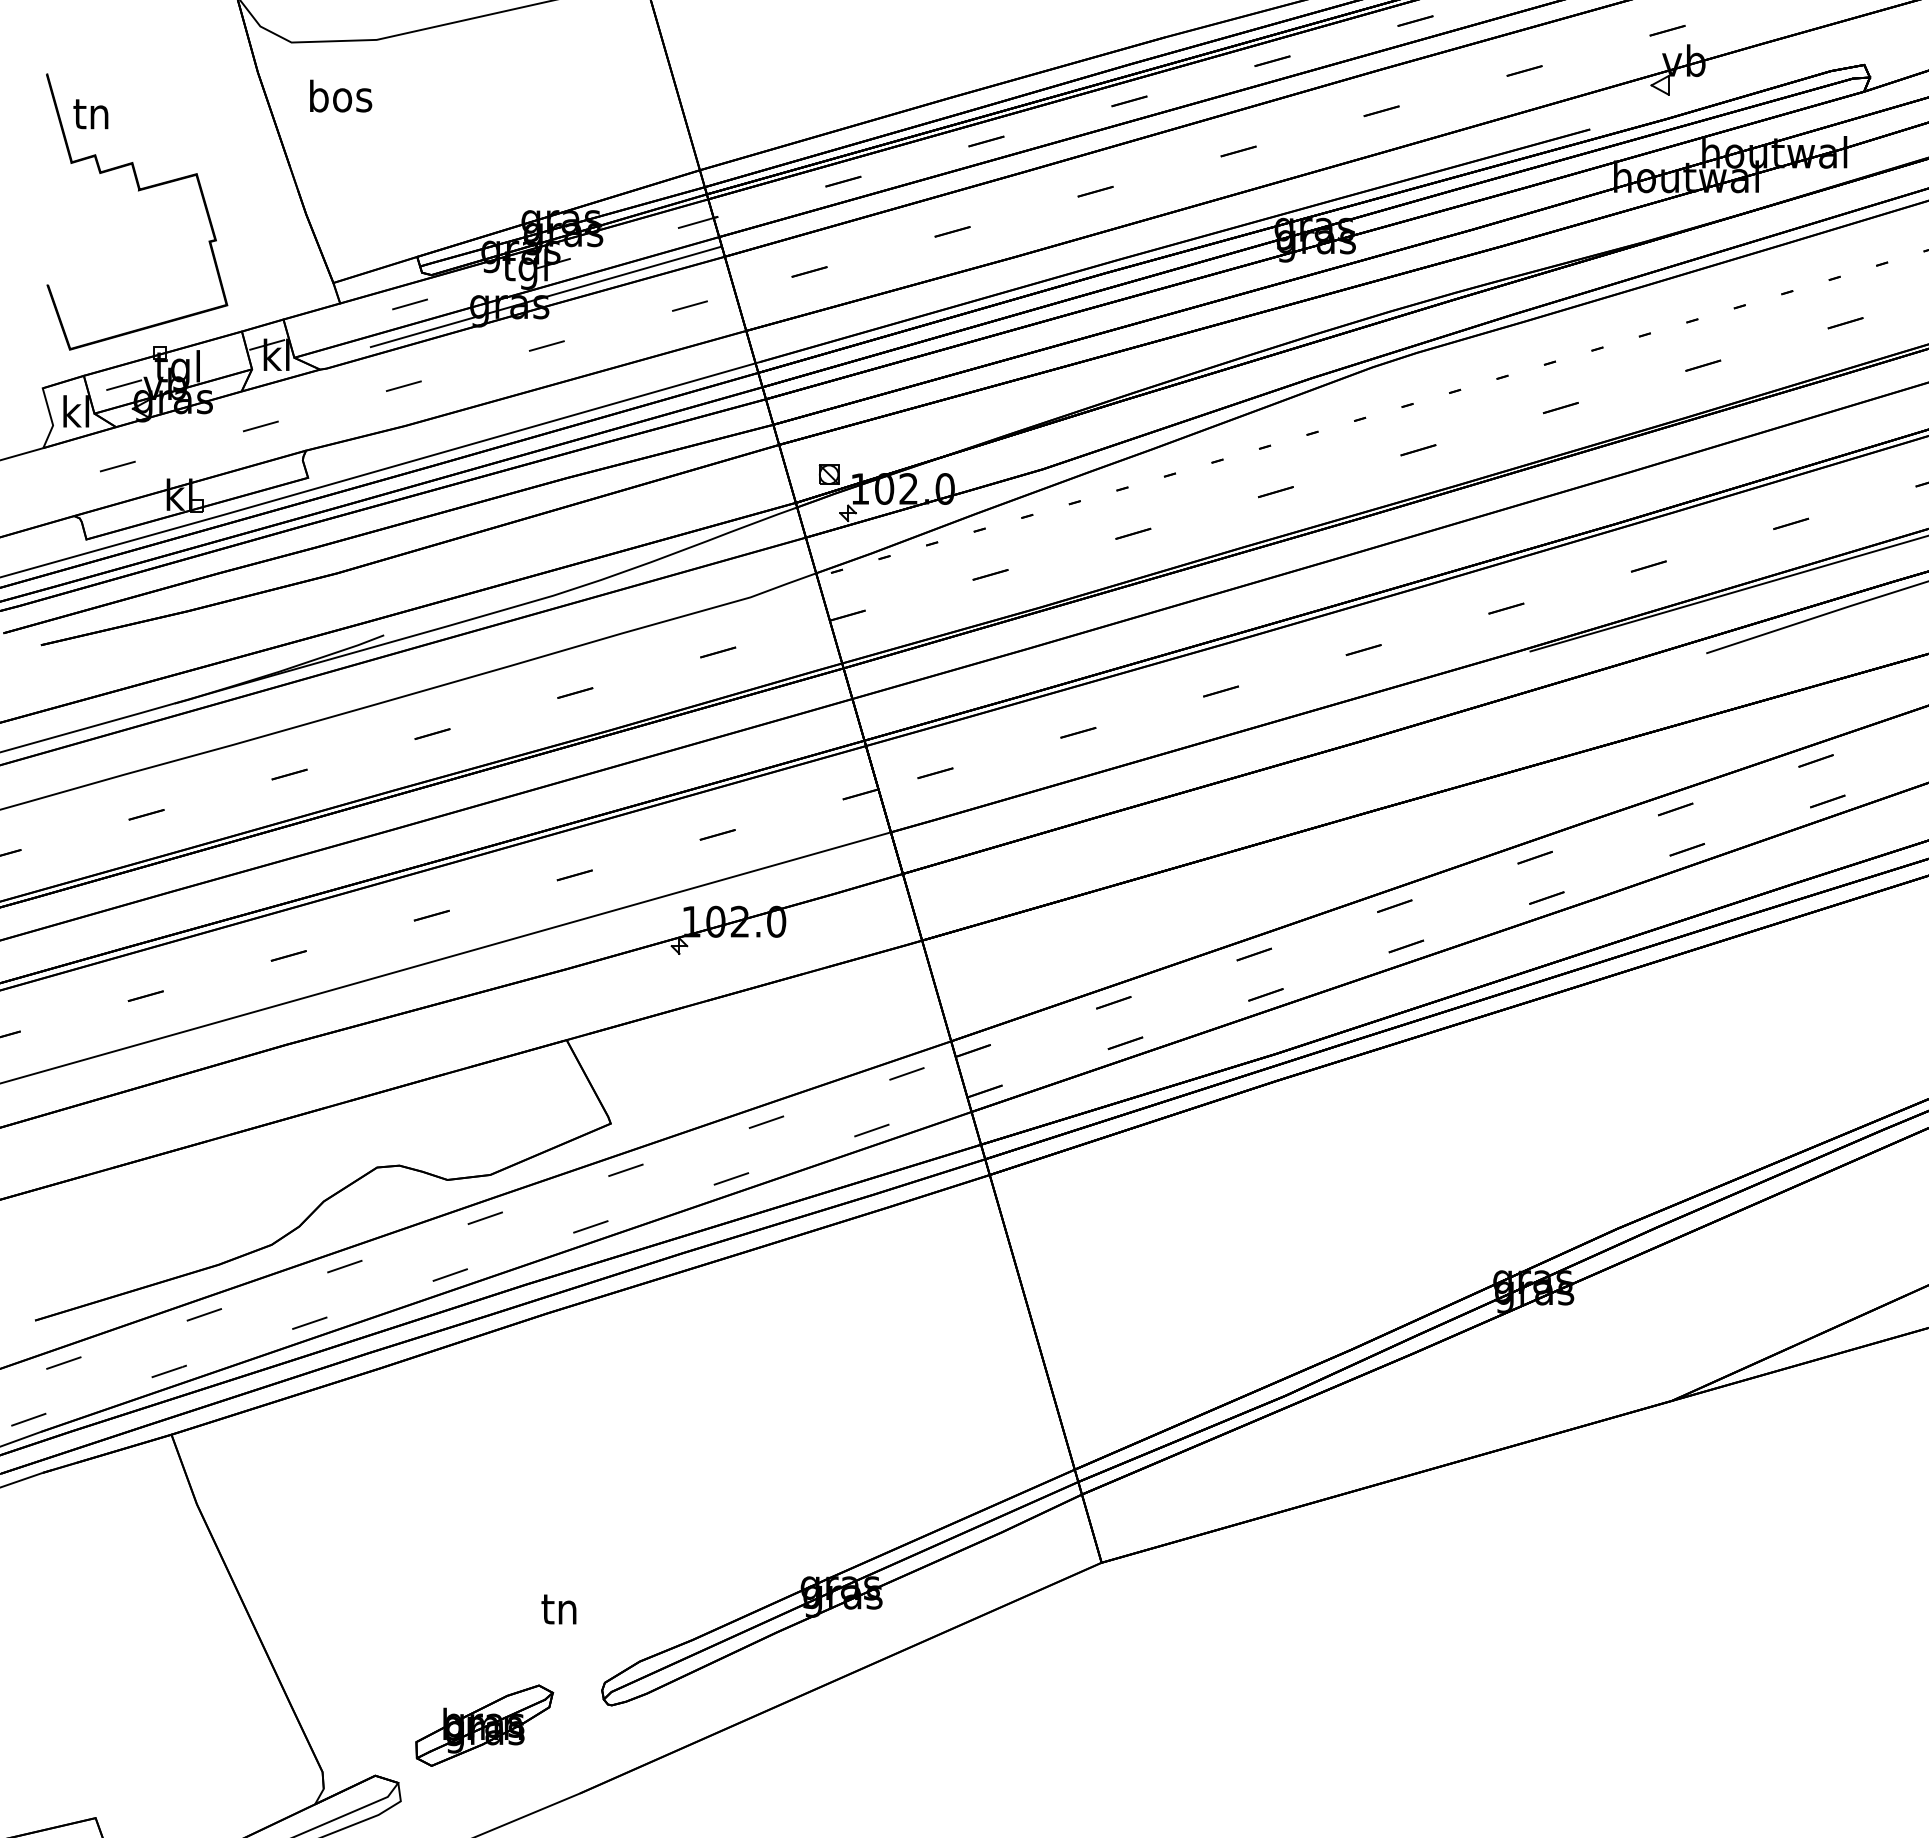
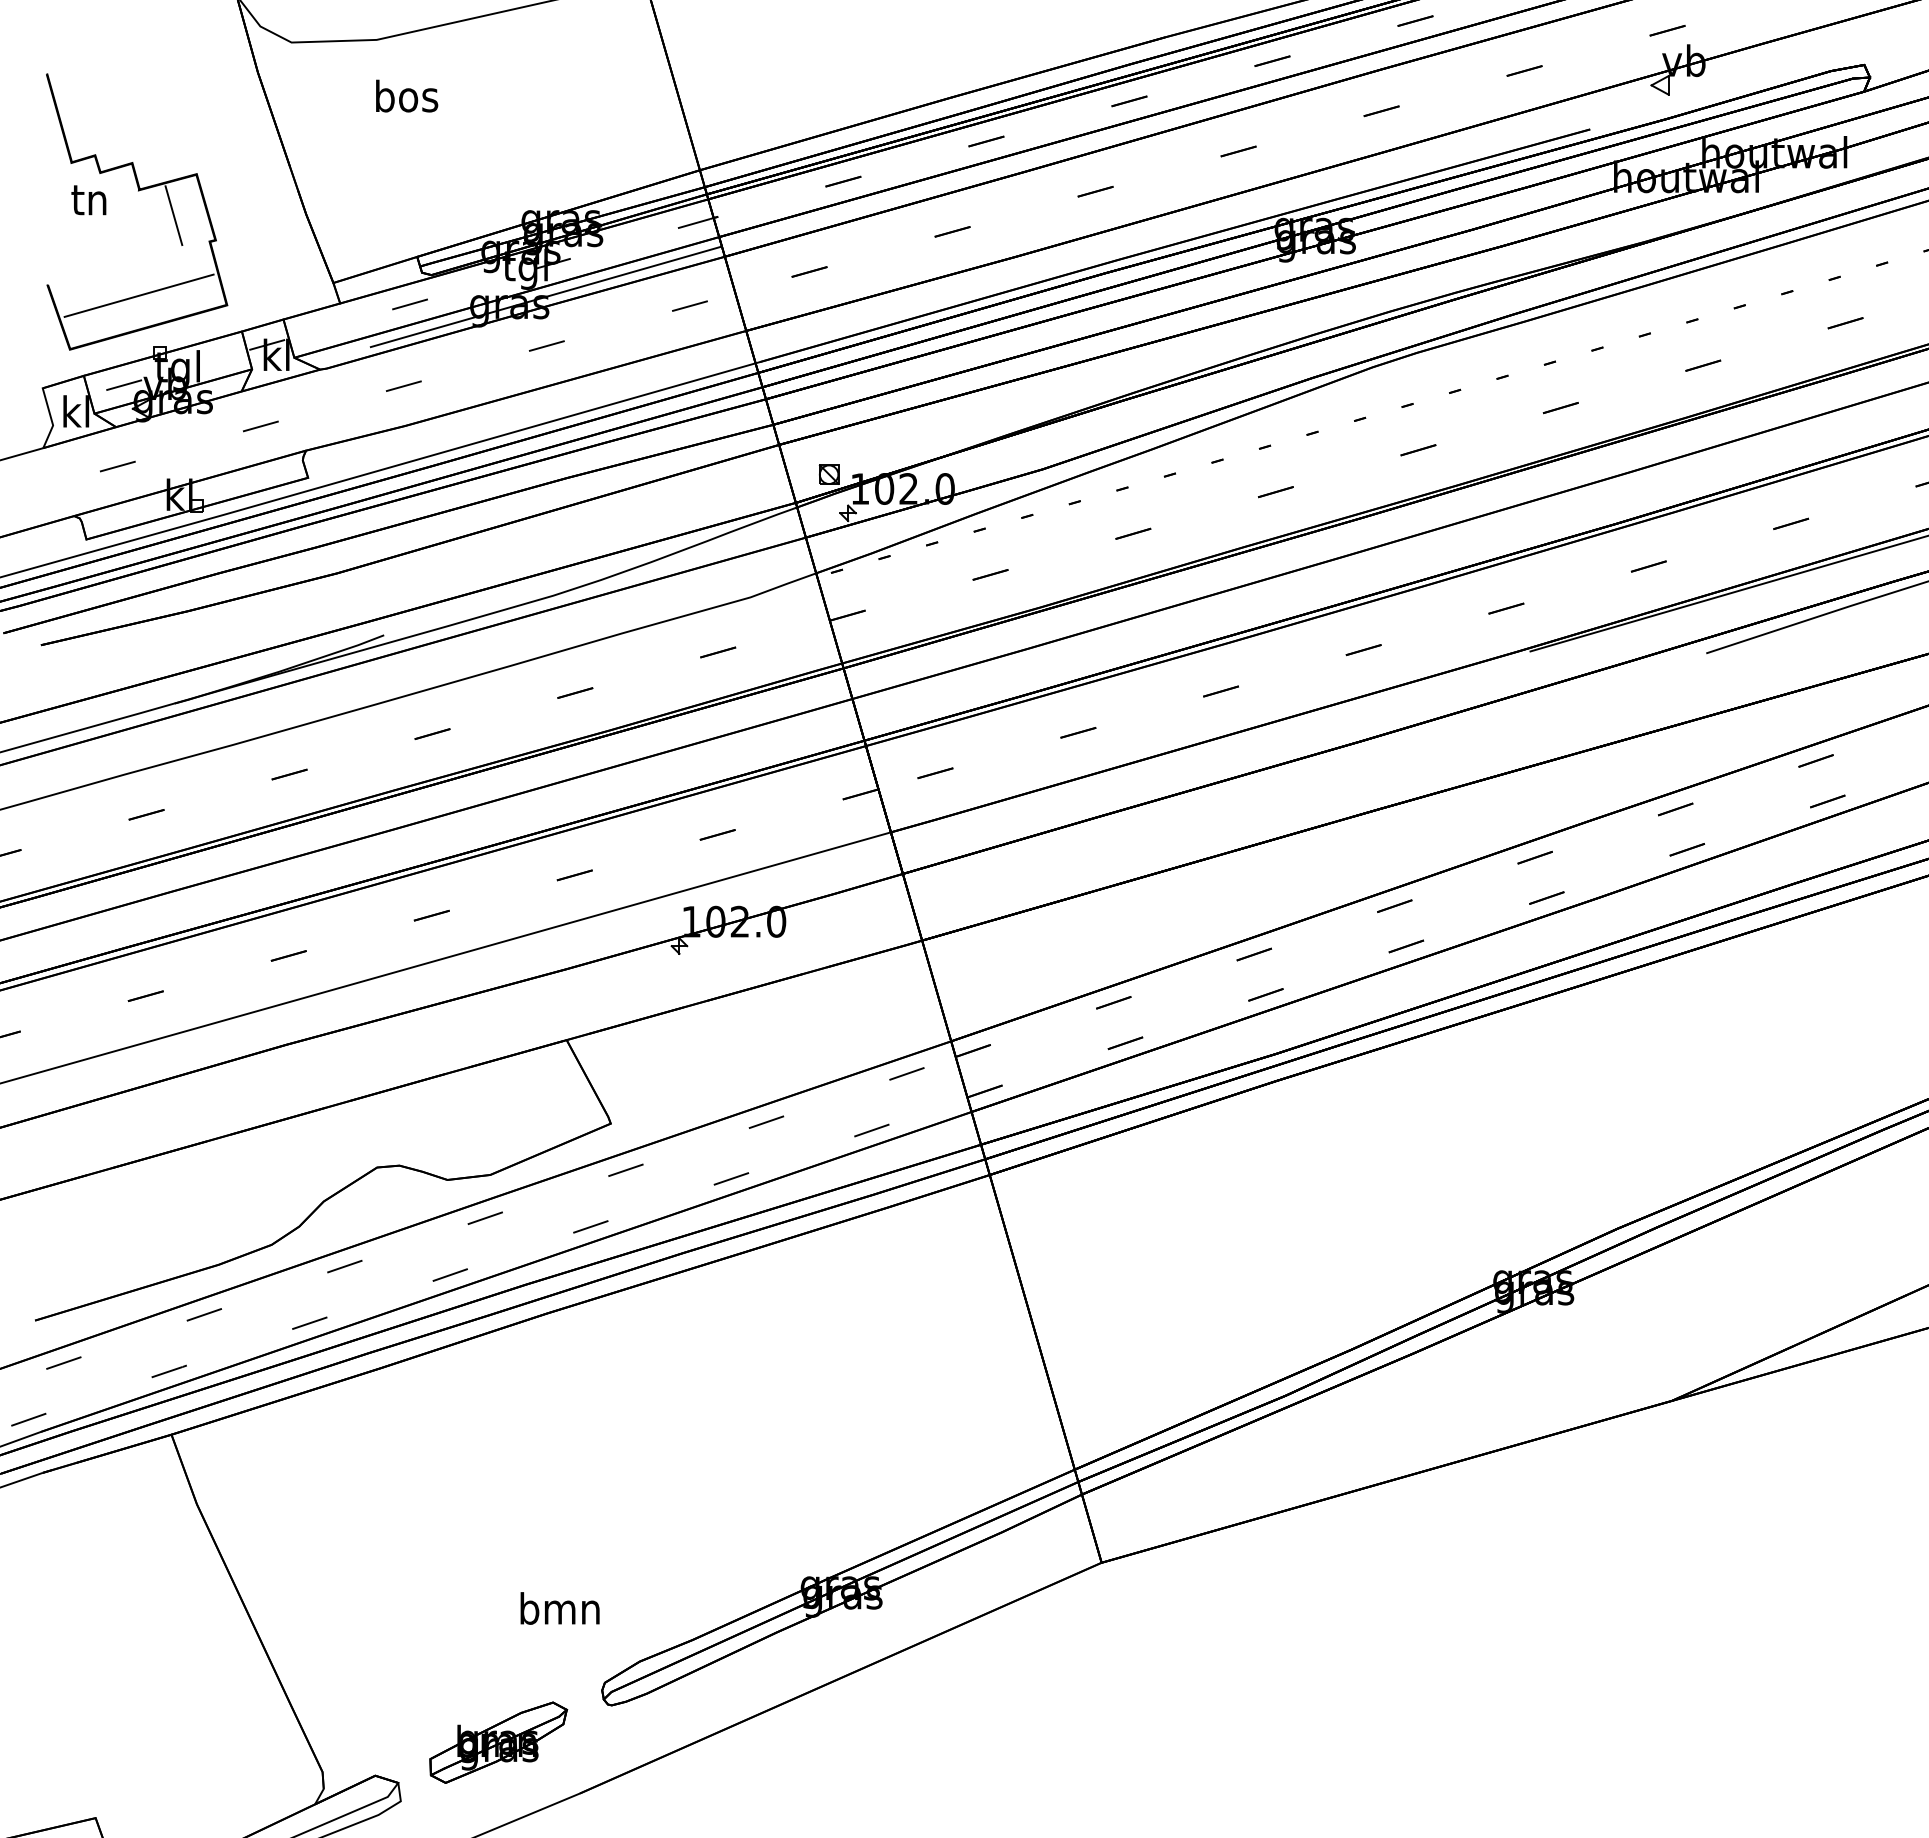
text position: (341, 95) -> (407, 95) (407, 95)
text position: (90, 114) -> (88, 200) (88, 200)
line: none -> present (173, 215)
line: none -> present (138, 295)
text: tn -> bmn (559, 1608)
part position: (484, 1725) -> (498, 1742) (498, 1742)
